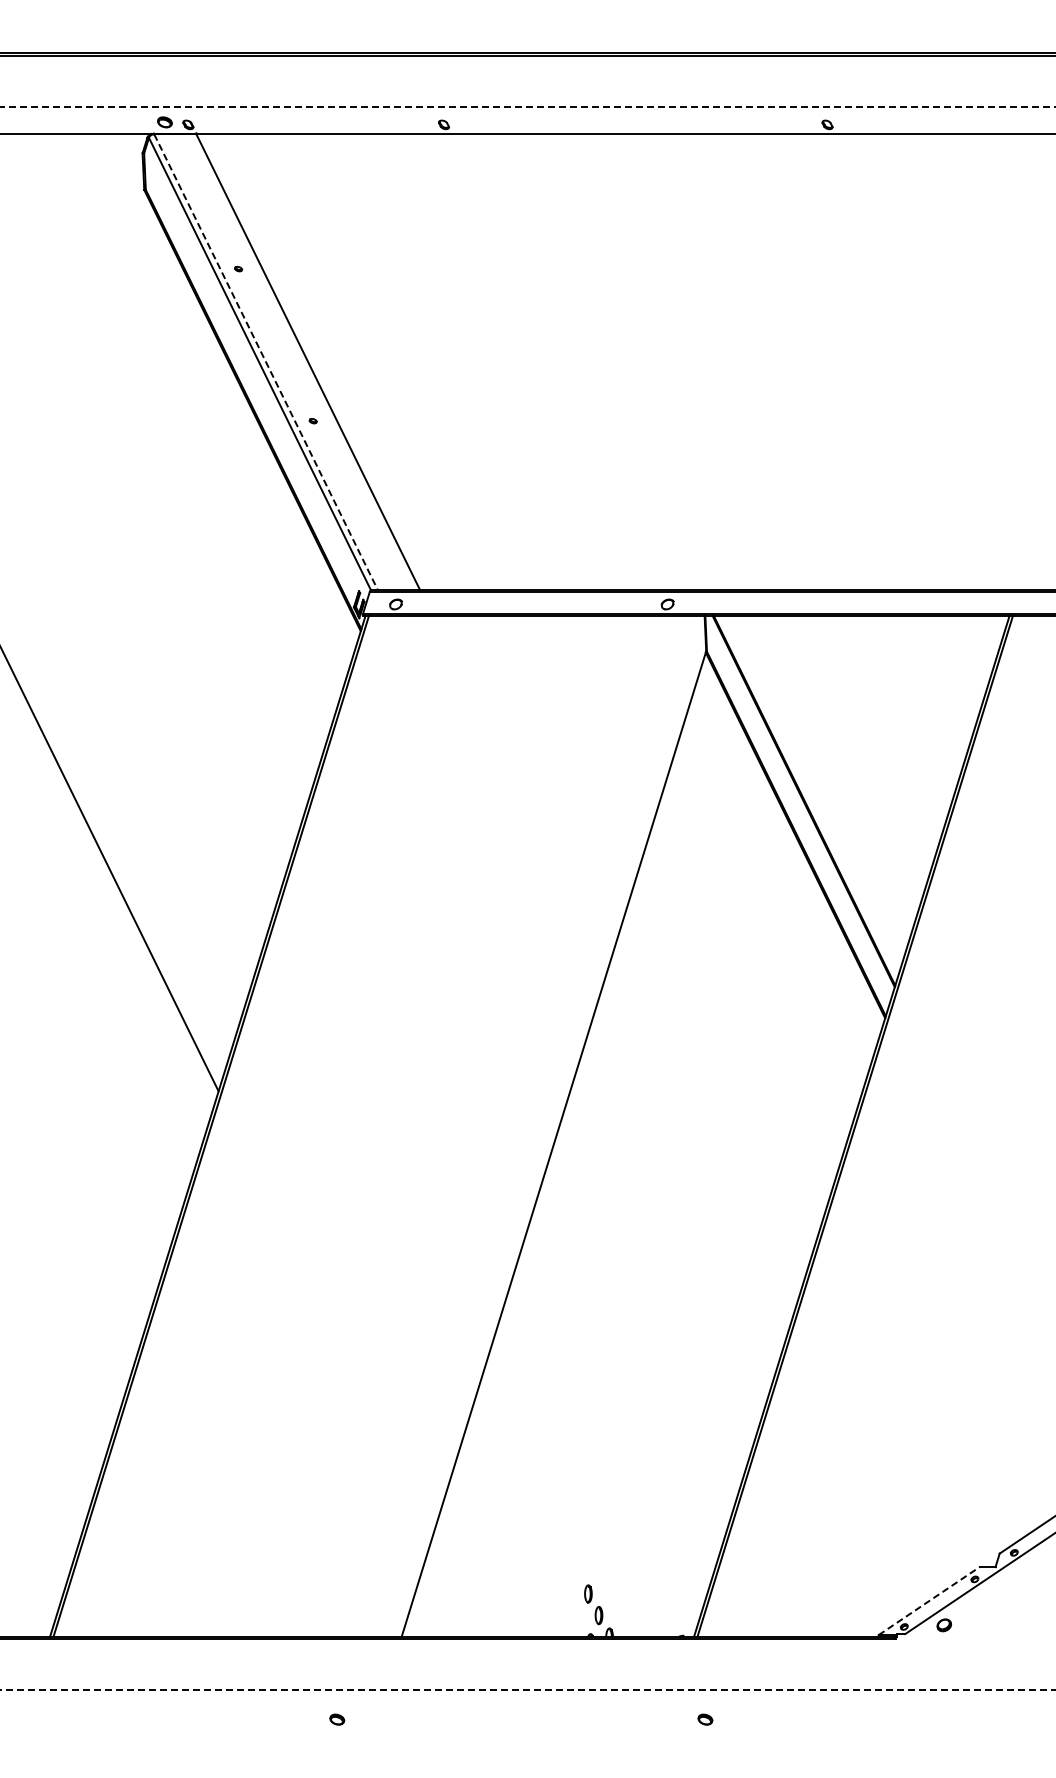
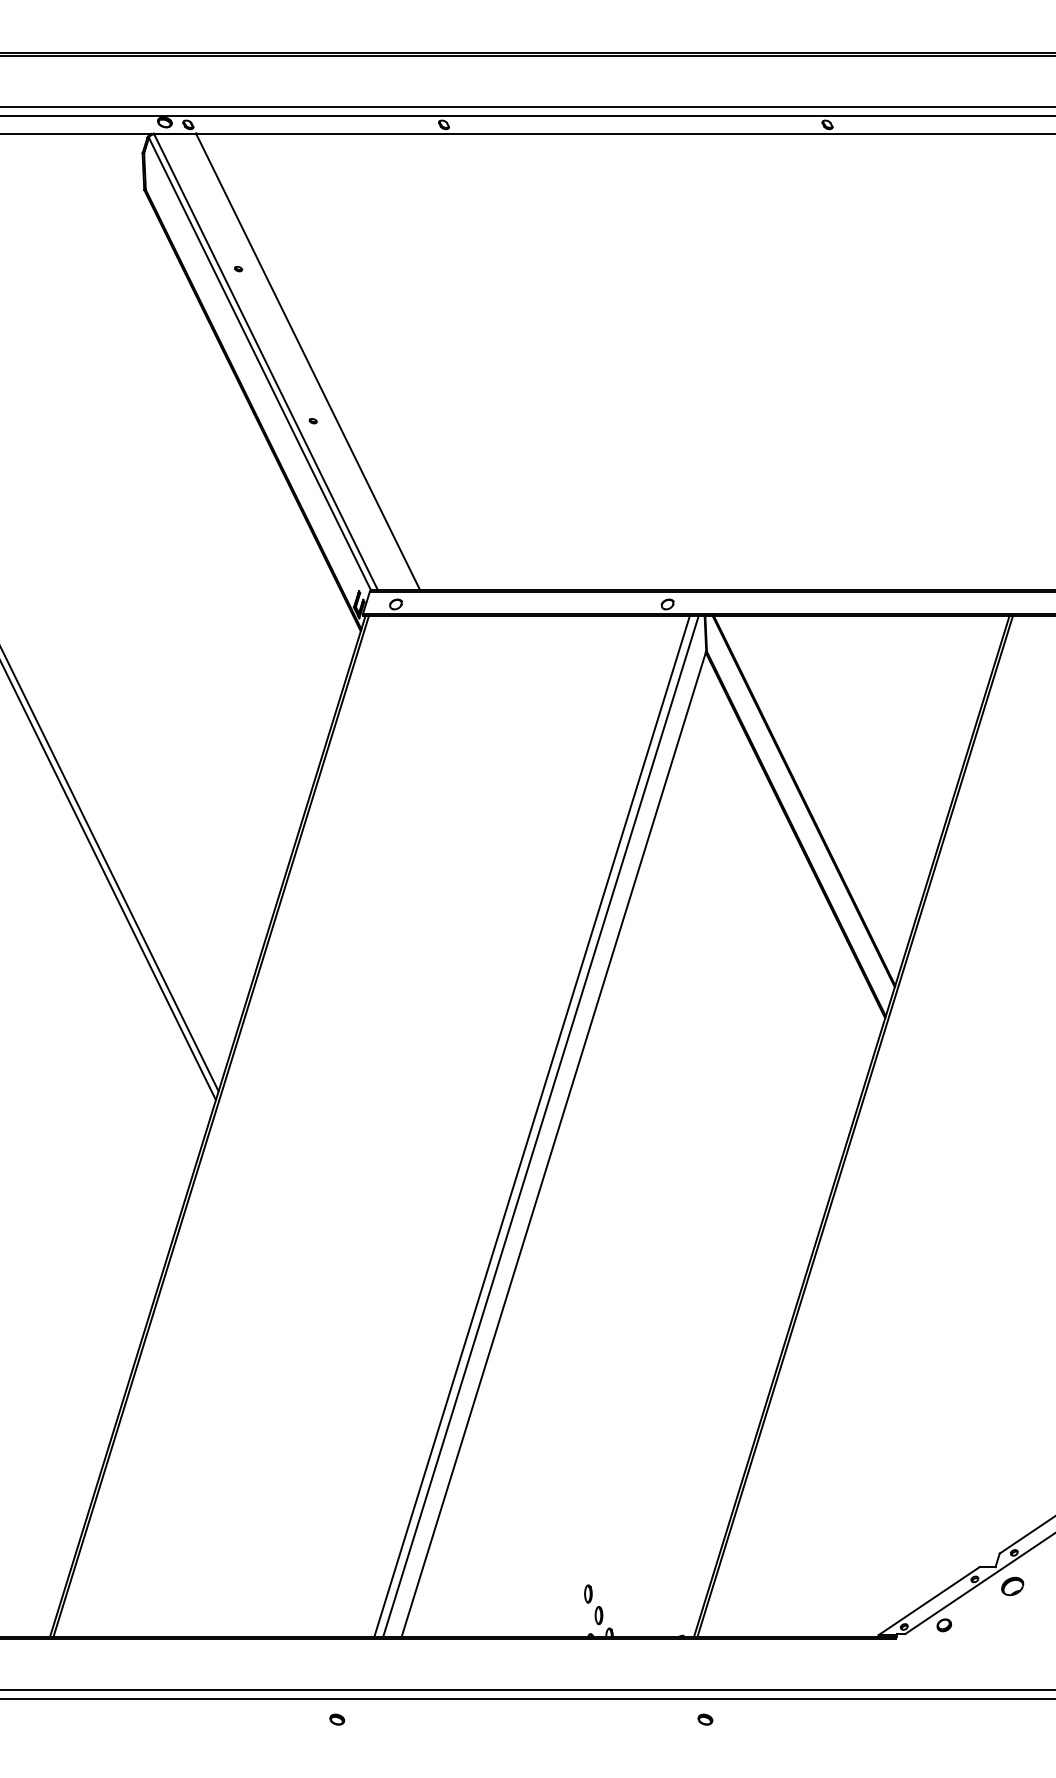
line: dashed -> solid (527, 107)
line: none -> present (527, 115)
line: dashed -> solid (266, 362)
line: none -> present (108, 882)
line: none -> present (531, 1125)
line: none -> present (540, 1125)
part: none -> present (1012, 1586)
line: dashed -> solid (929, 1601)
line: dashed -> solid (527, 1690)
line: none -> present (527, 1699)
